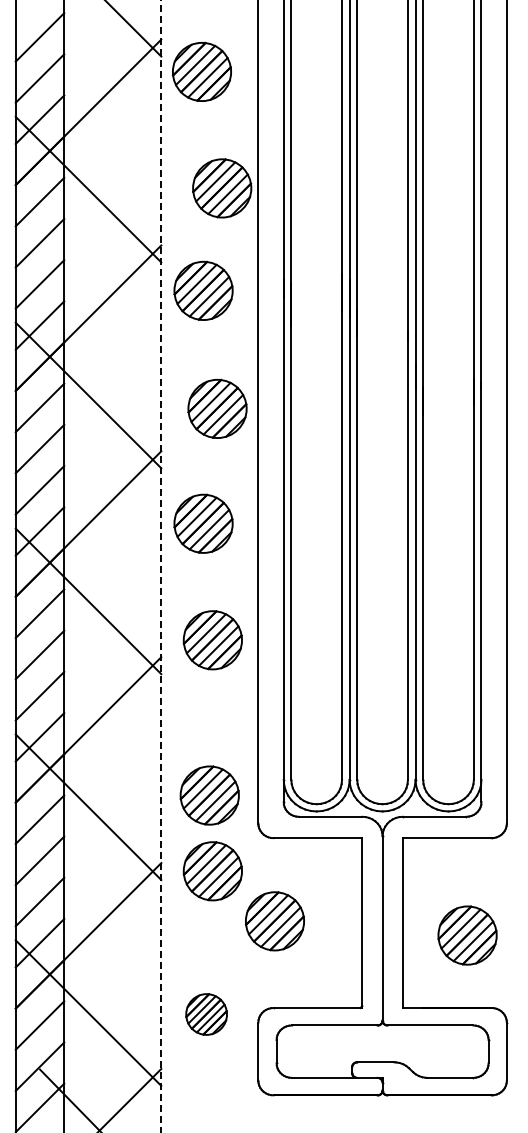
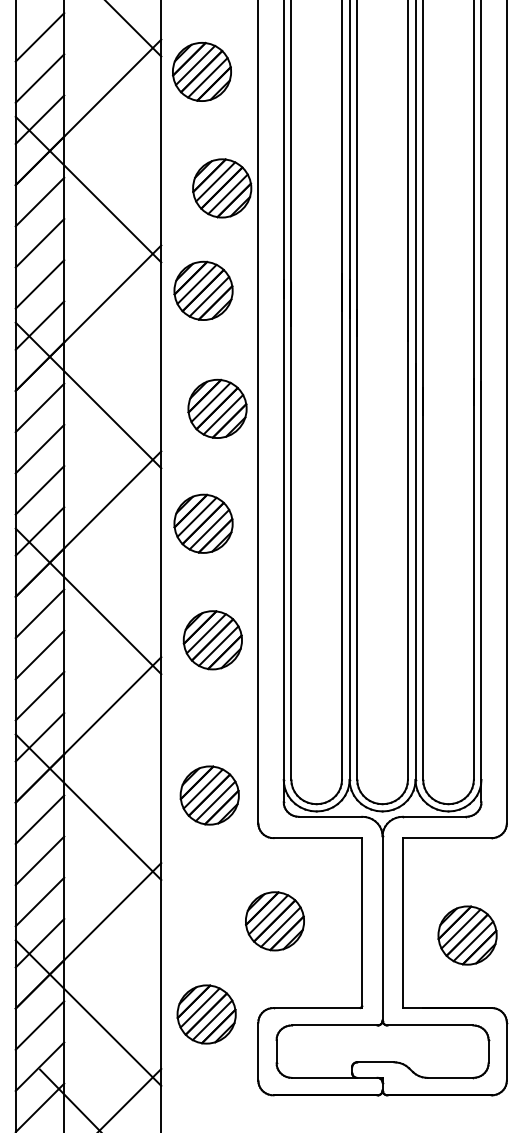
line: dashed -> solid (161, 566)
part: present -> none (212, 871)
part size: 43x43 px -> 61x61 px (206, 1014)
